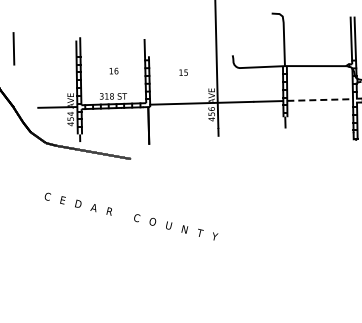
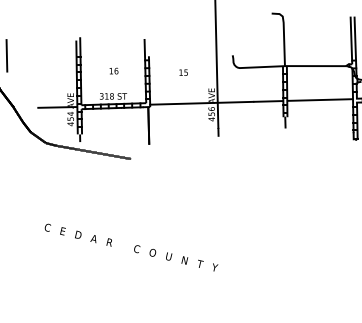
line position: (13, 48) -> (6, 55) (6, 55)
line: dashed -> solid (320, 100)
text position: (131, 216) -> (131, 247) (131, 247)
